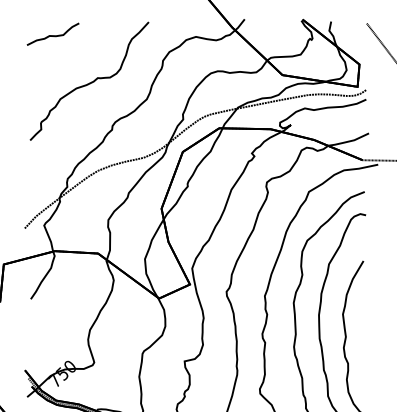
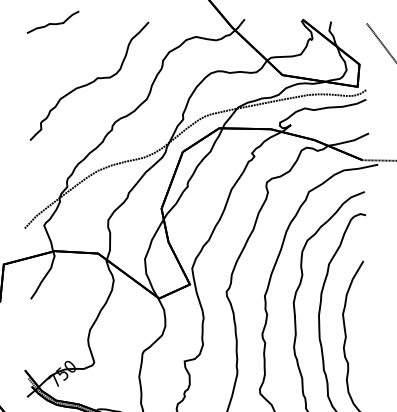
curve position: (52, 35) -> (52, 23) (52, 23)
